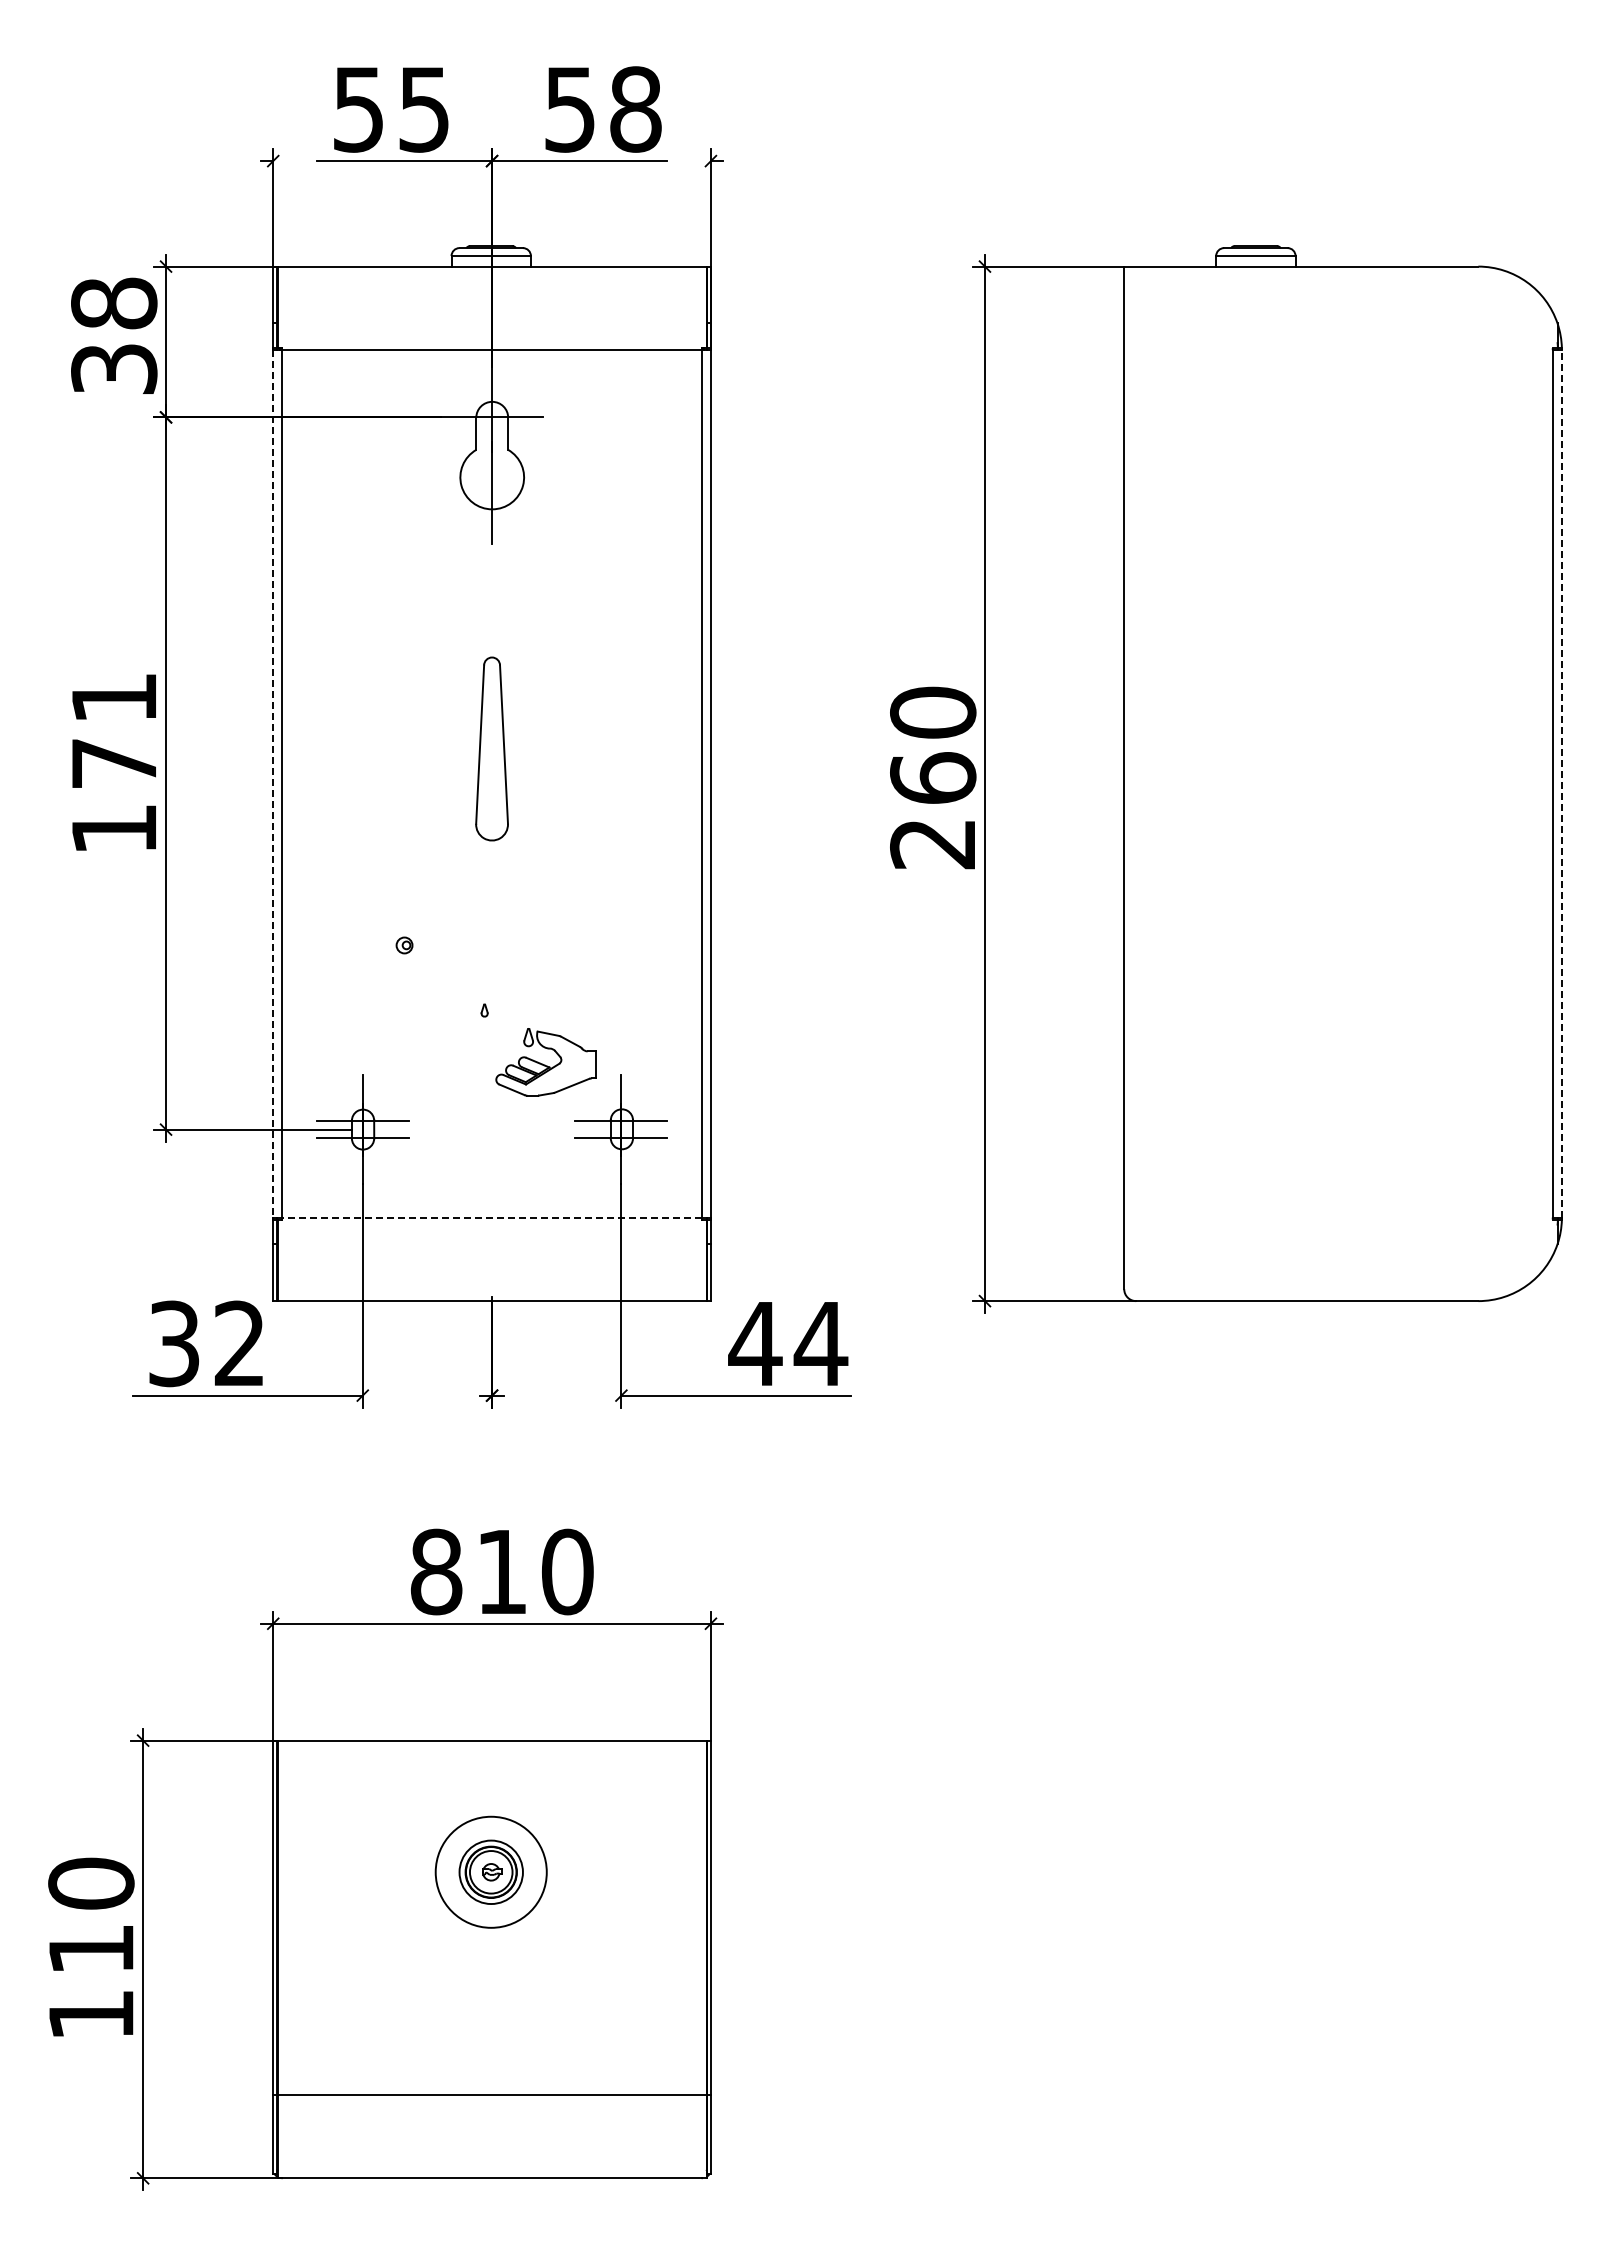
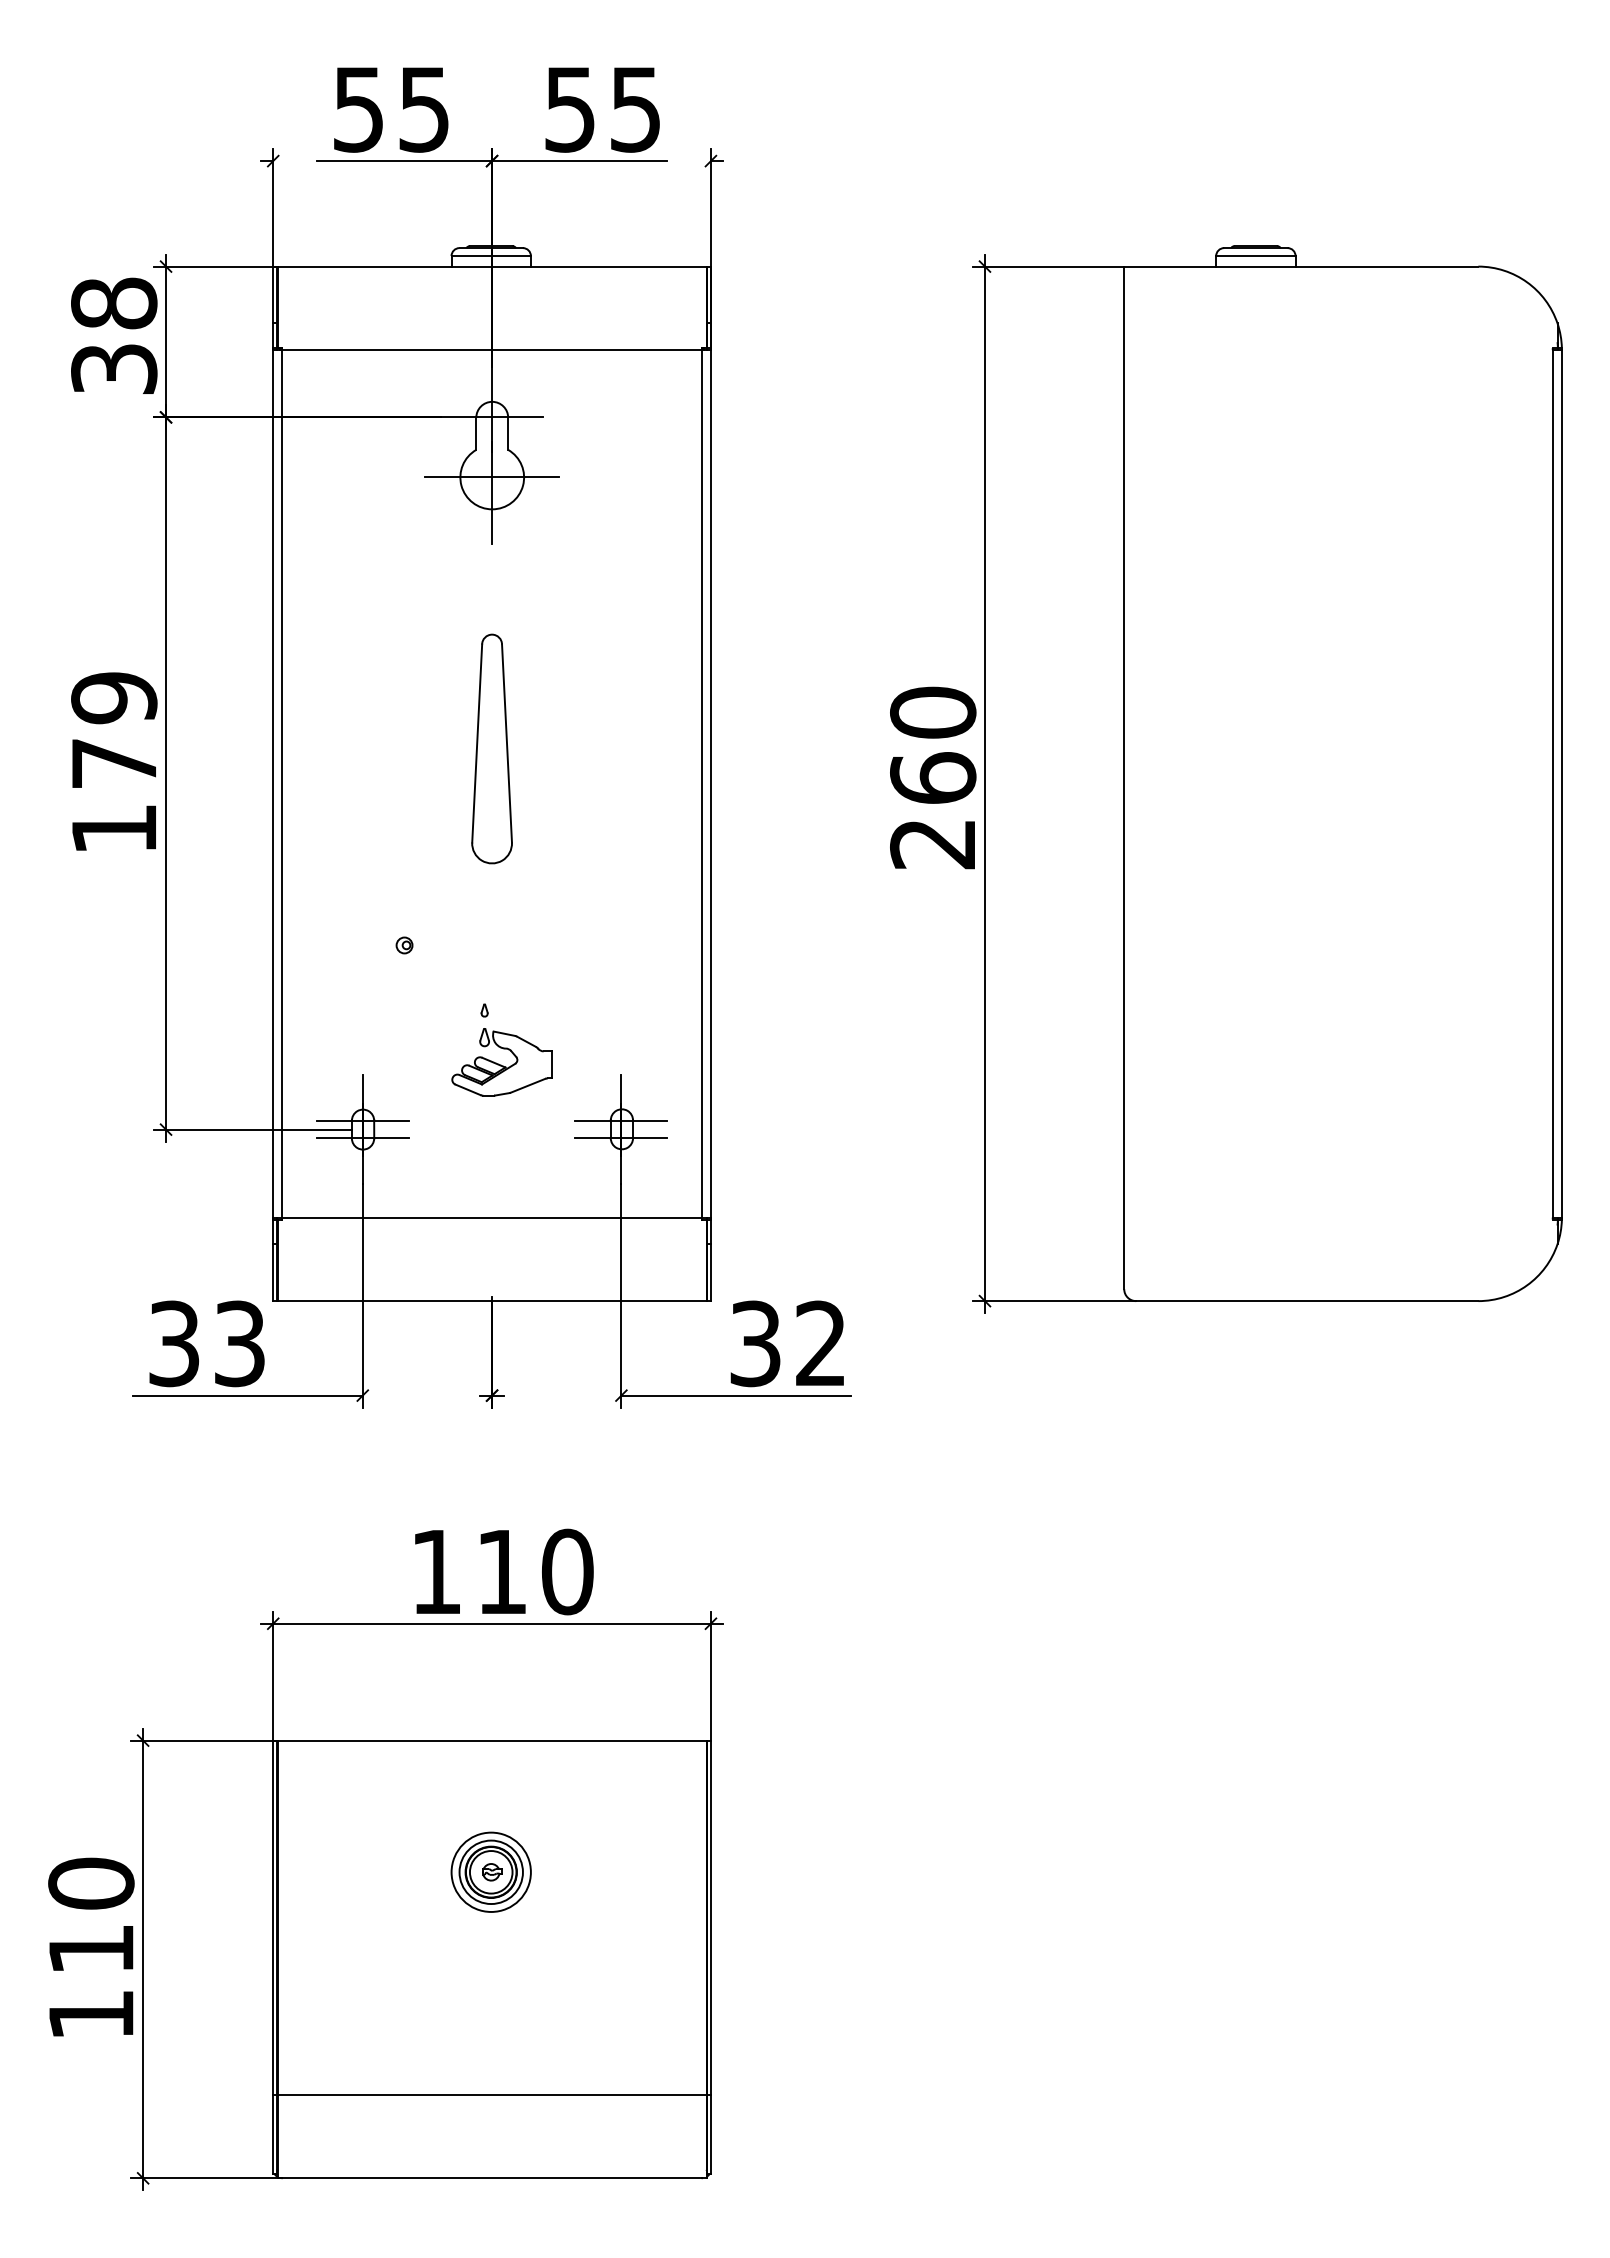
text: 58 -> 55 (635, 109)
line: none -> present (491, 477)
text: 171 -> 179 (114, 698)
part size: 34x186 px -> 42x232 px (491, 748)
line: dashed -> solid (273, 783)
line: dashed -> solid (1561, 783)
part position: (545, 1062) -> (501, 1062) (501, 1062)
line: dashed -> solid (492, 1217)
text: 32 -> 33 (239, 1343)
text: 44 -> 32 (788, 1343)
text: 810 -> 110 (436, 1571)
circle diameter: 111 px -> 79 px (490, 1871)
